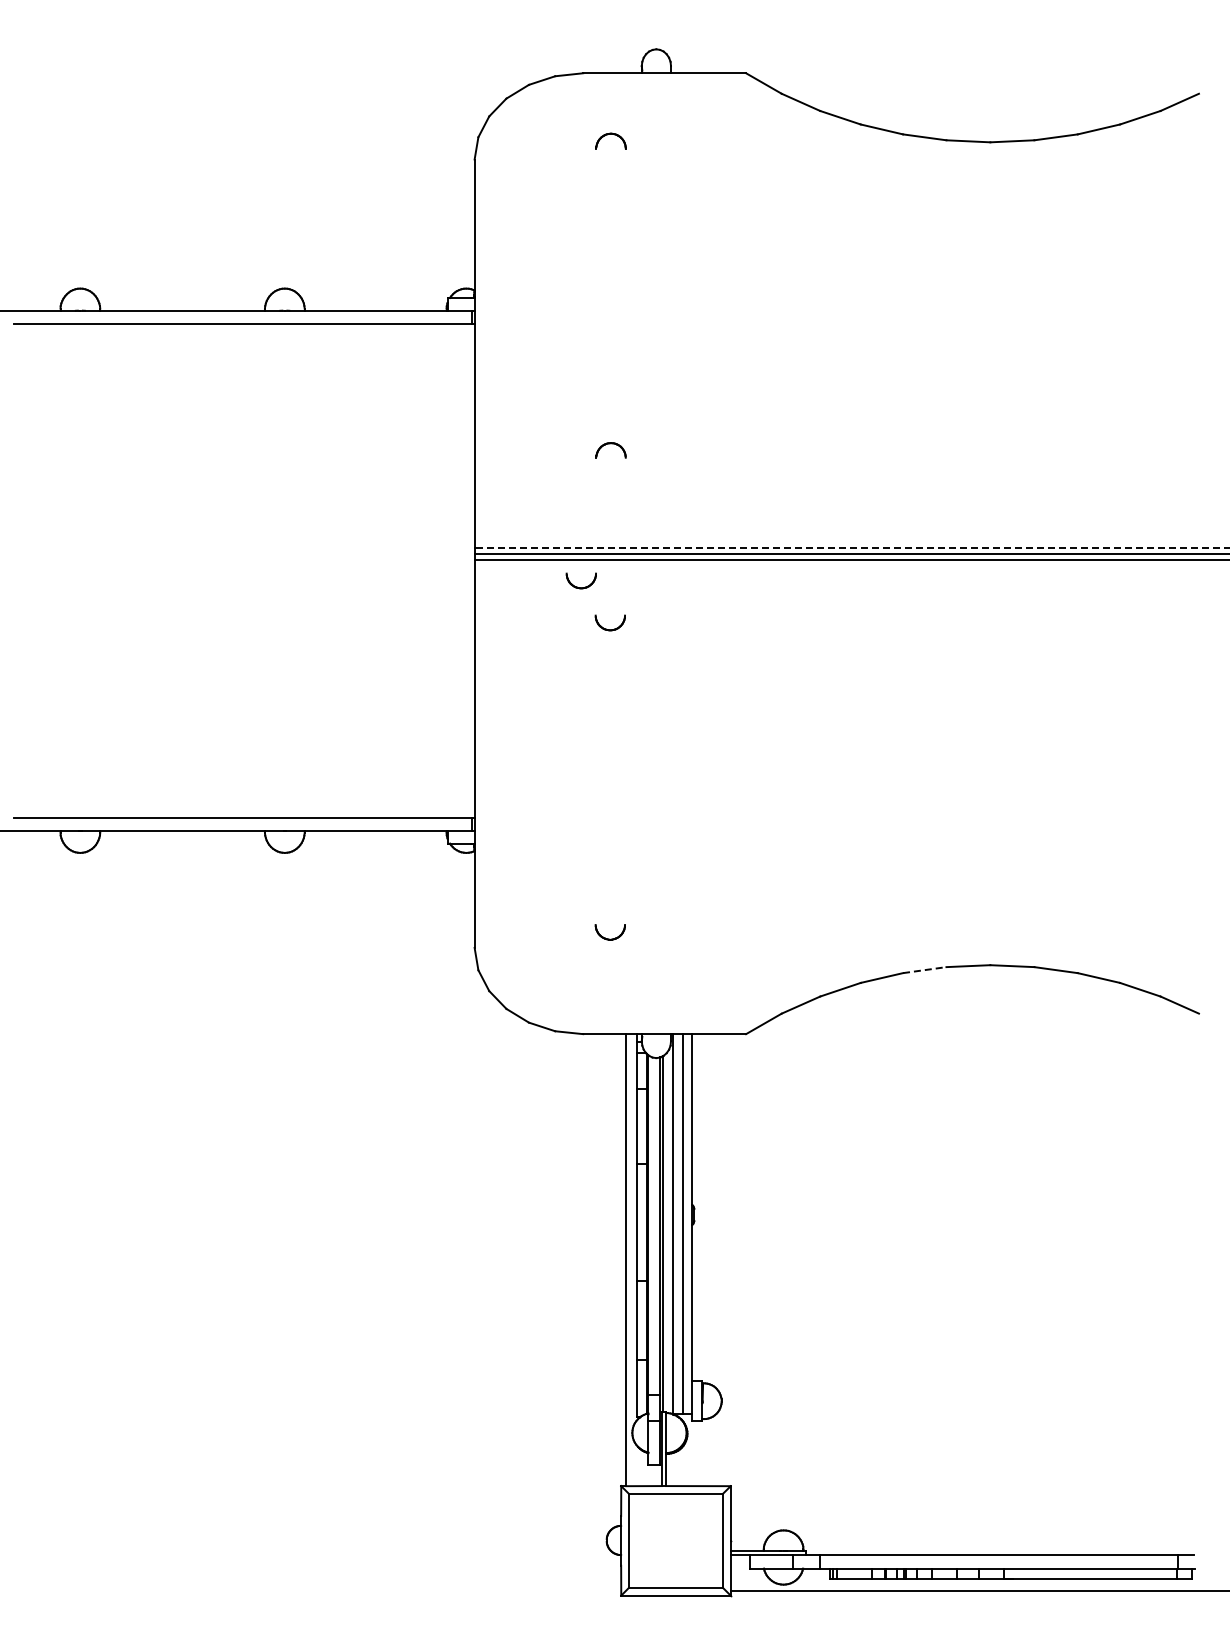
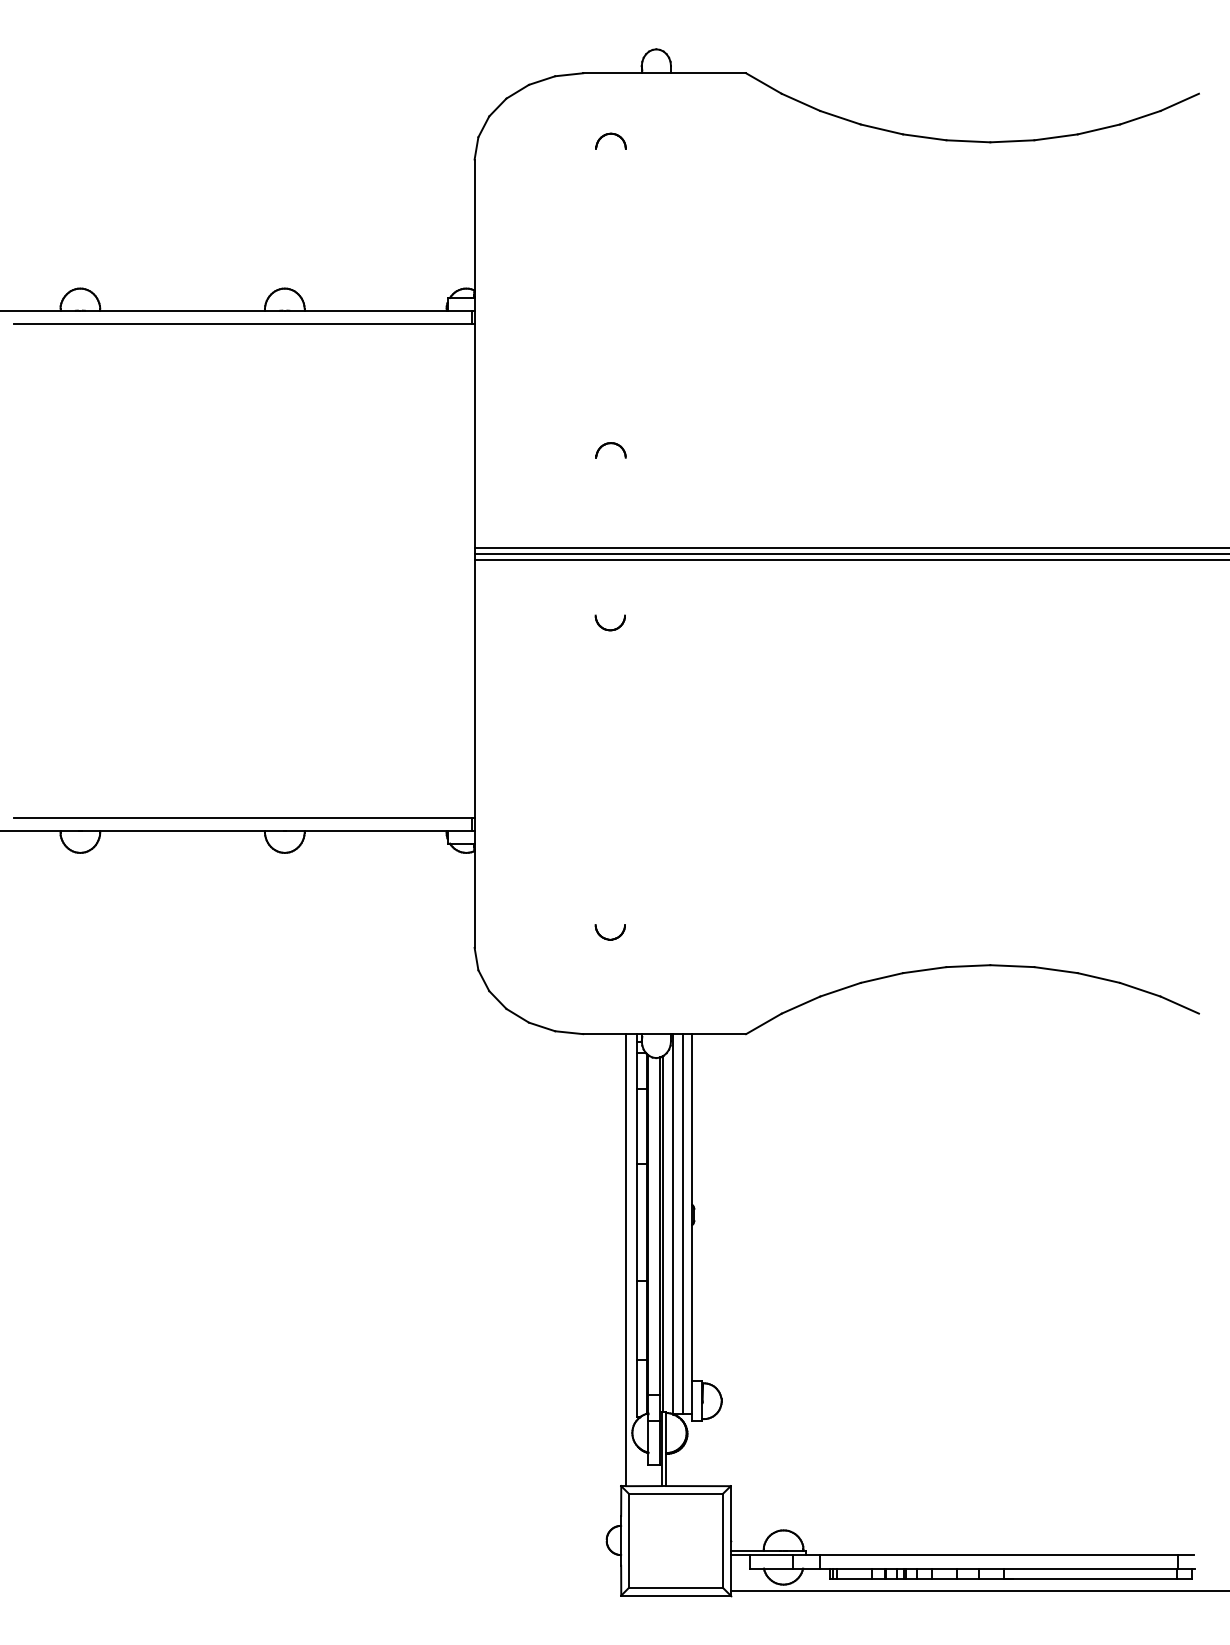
line: dashed -> solid (851, 547)
part: present -> none (577, 586)
line: dashed -> solid (924, 970)
